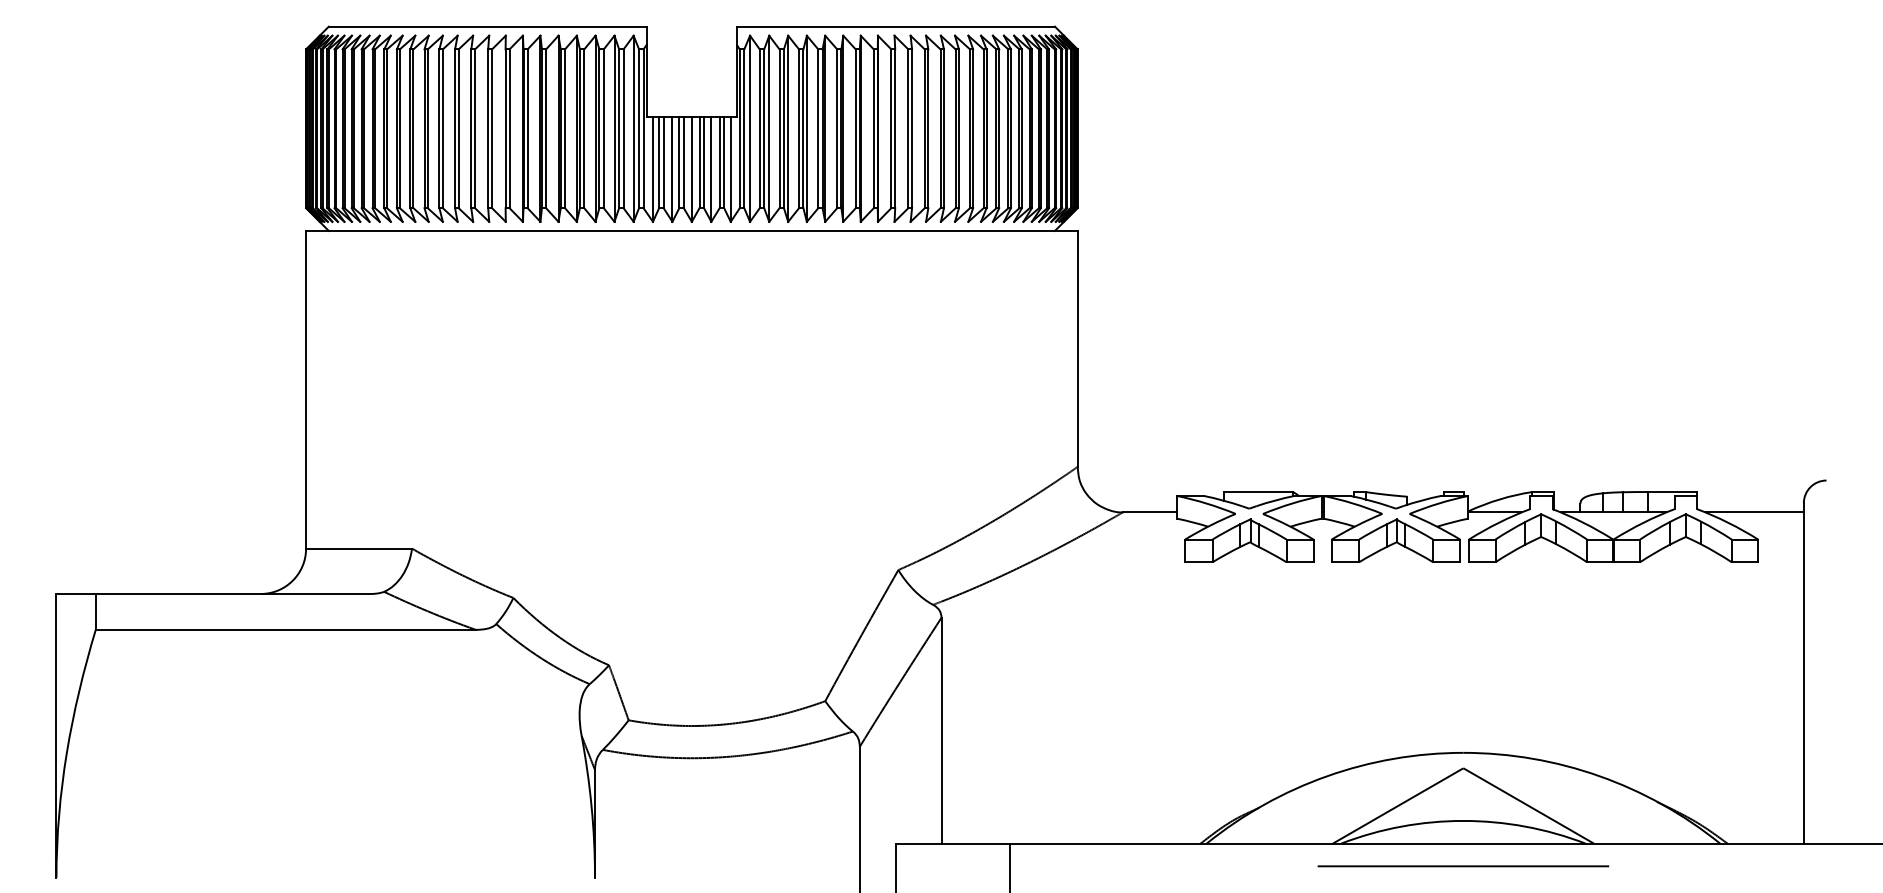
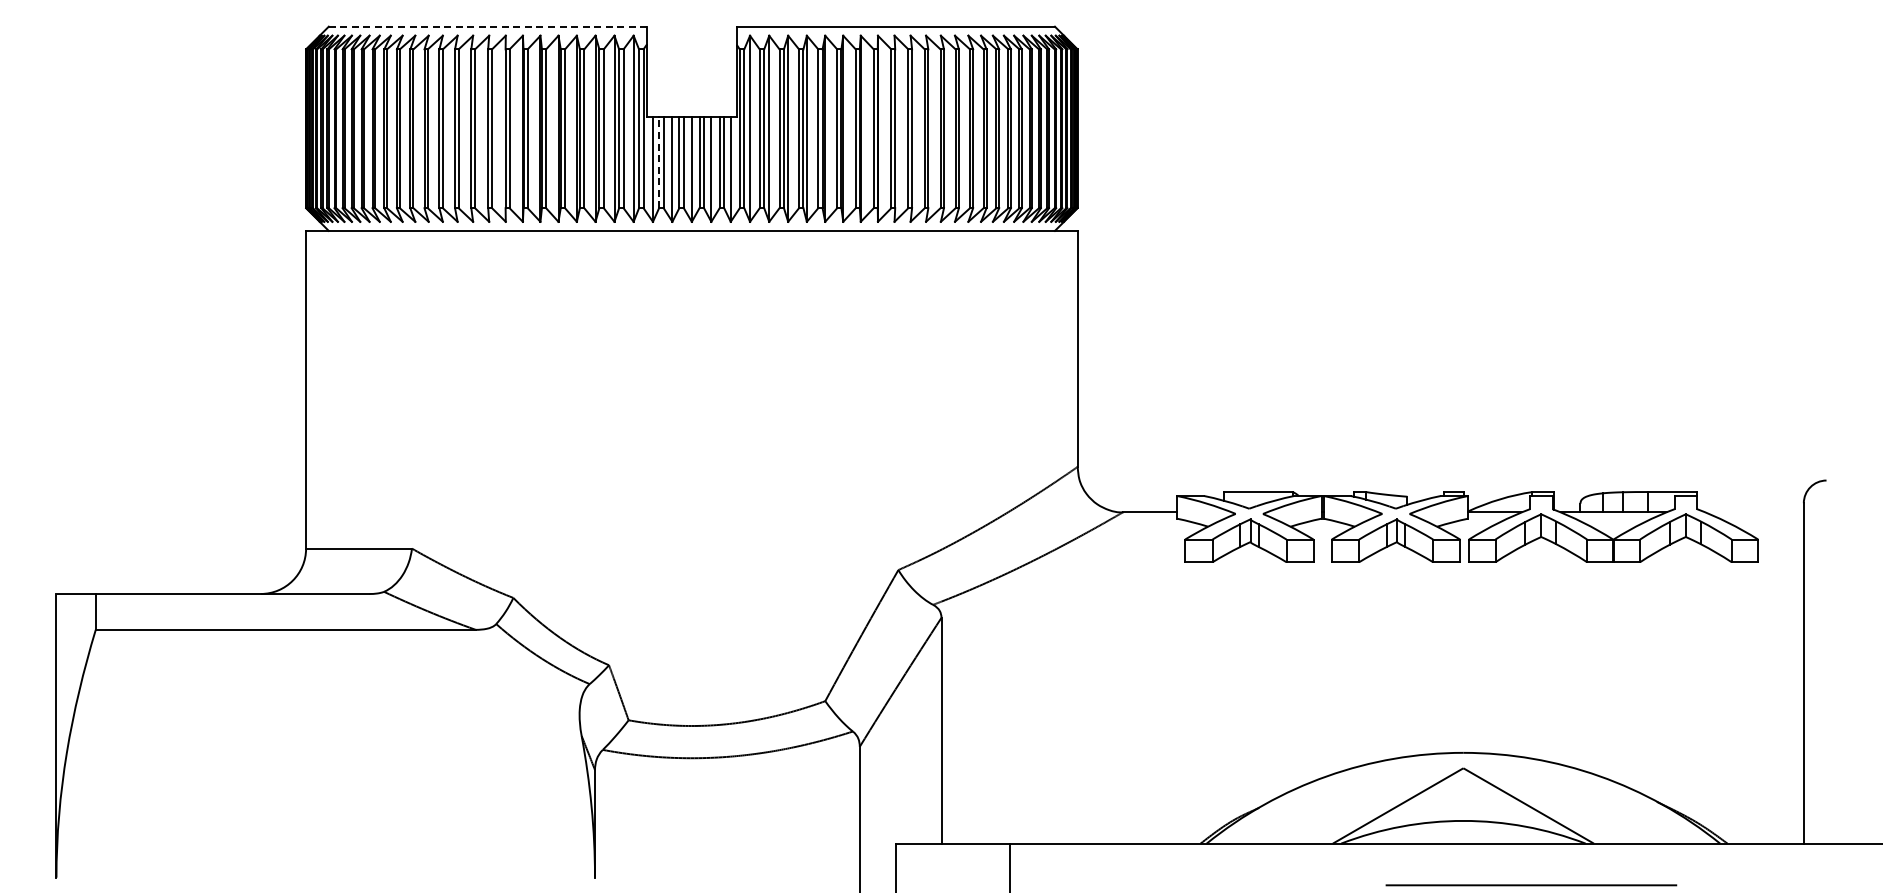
line: solid -> dashed (487, 26)
line: solid -> dashed (659, 162)
line: present -> none (1754, 512)
line position: (1463, 866) -> (1531, 885) (1531, 885)
